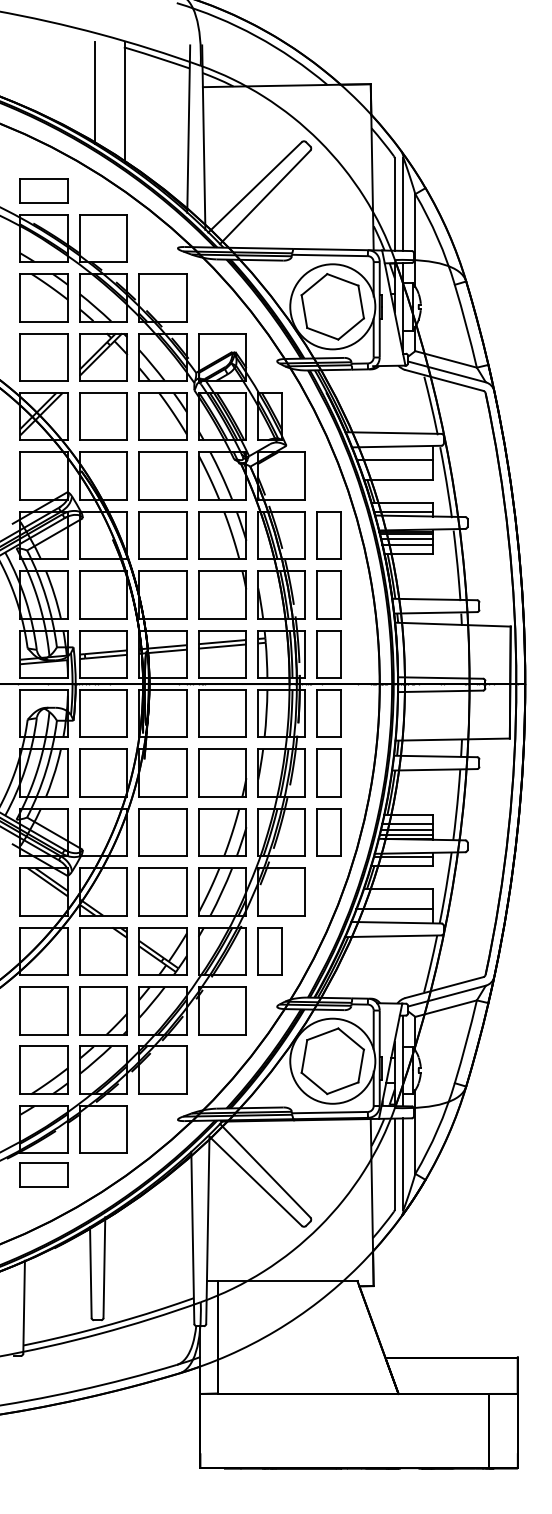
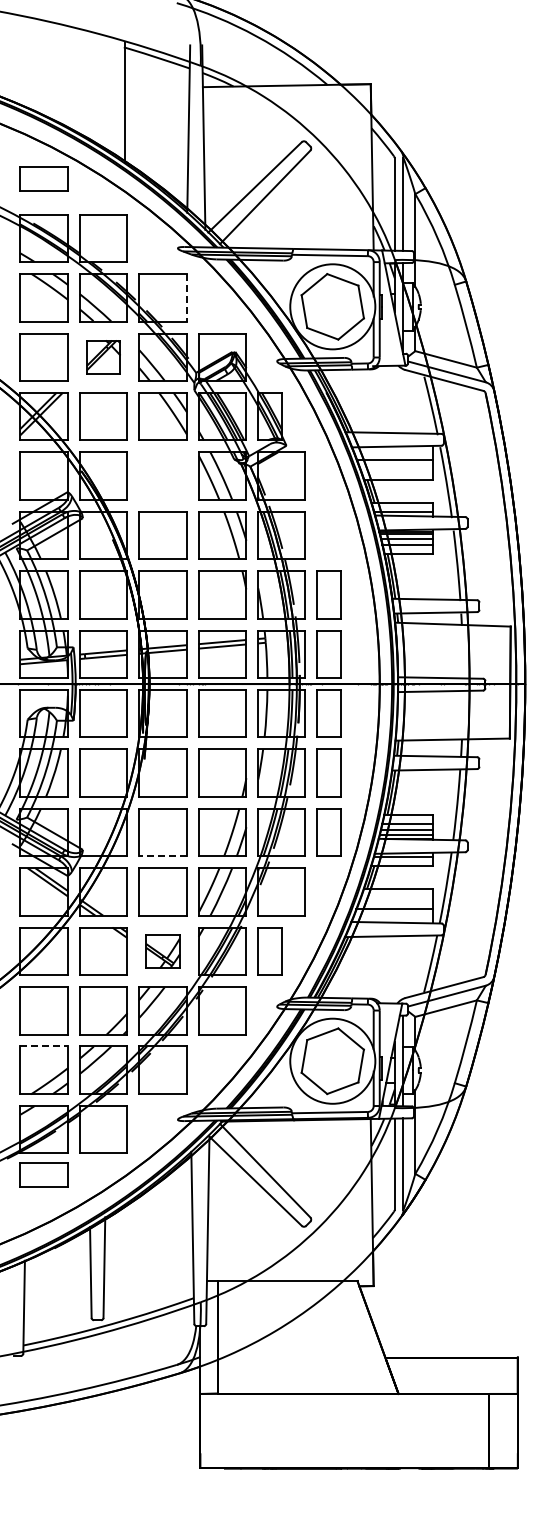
line: present -> none (95, 93)
part position: (43, 190) -> (43, 178) (43, 178)
line: solid -> dashed (186, 297)
part size: 50x50 px -> 35x35 px (103, 357)
part: present -> none (162, 475)
part: present -> none (328, 535)
line: solid -> dashed (162, 856)
part size: 50x49 px -> 36x35 px (162, 951)
line: solid -> dashed (44, 1046)
